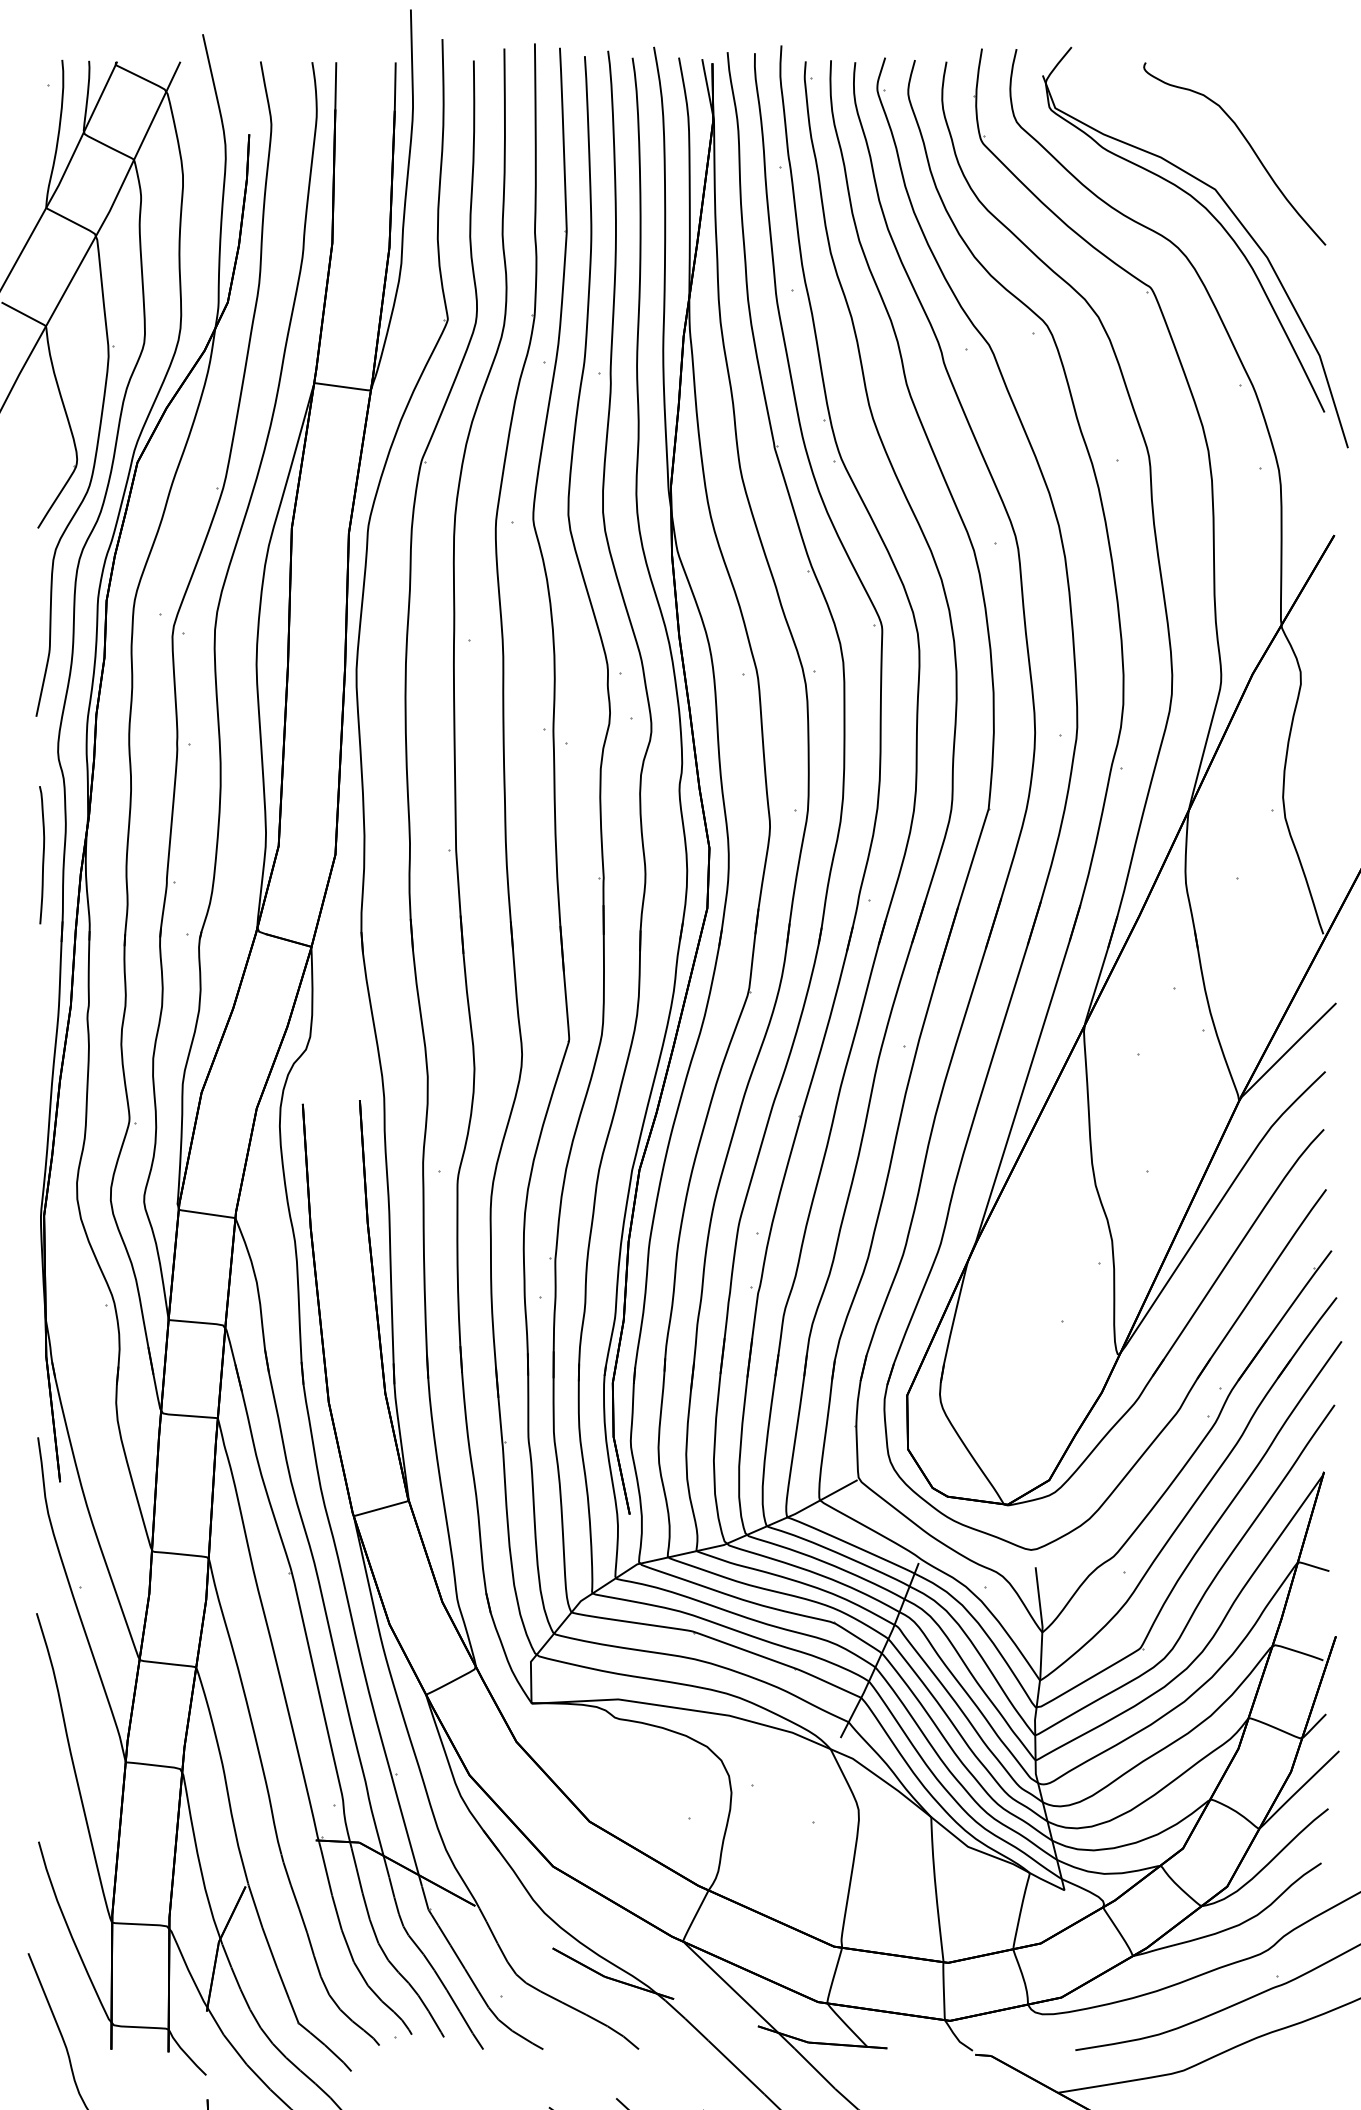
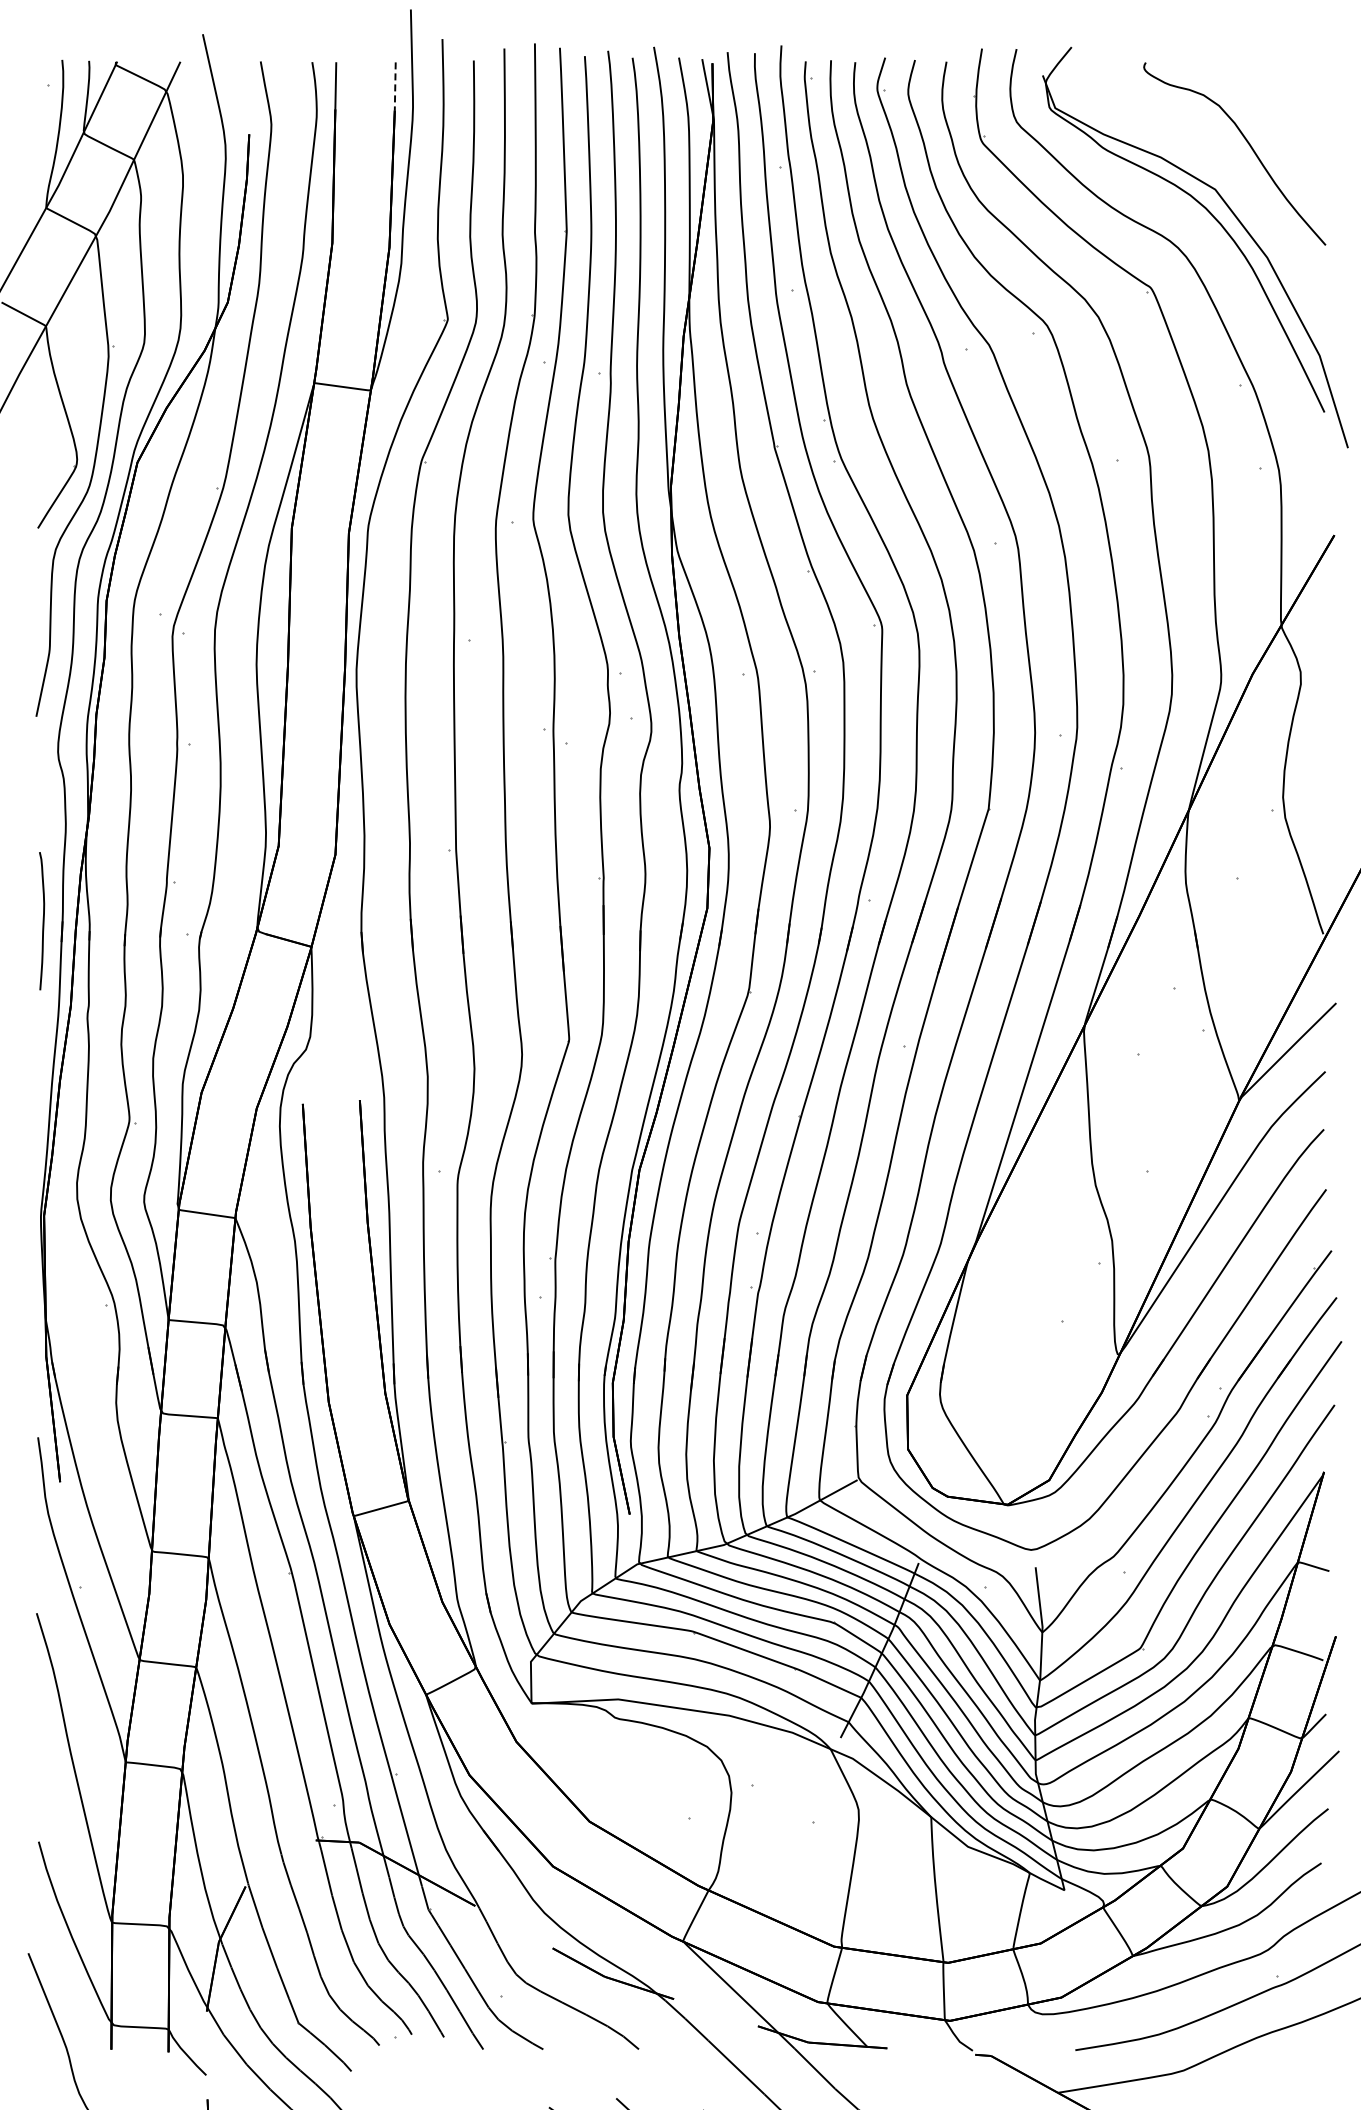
line: solid -> dashed (395, 86)
curve position: (42, 855) -> (42, 921) (42, 921)
